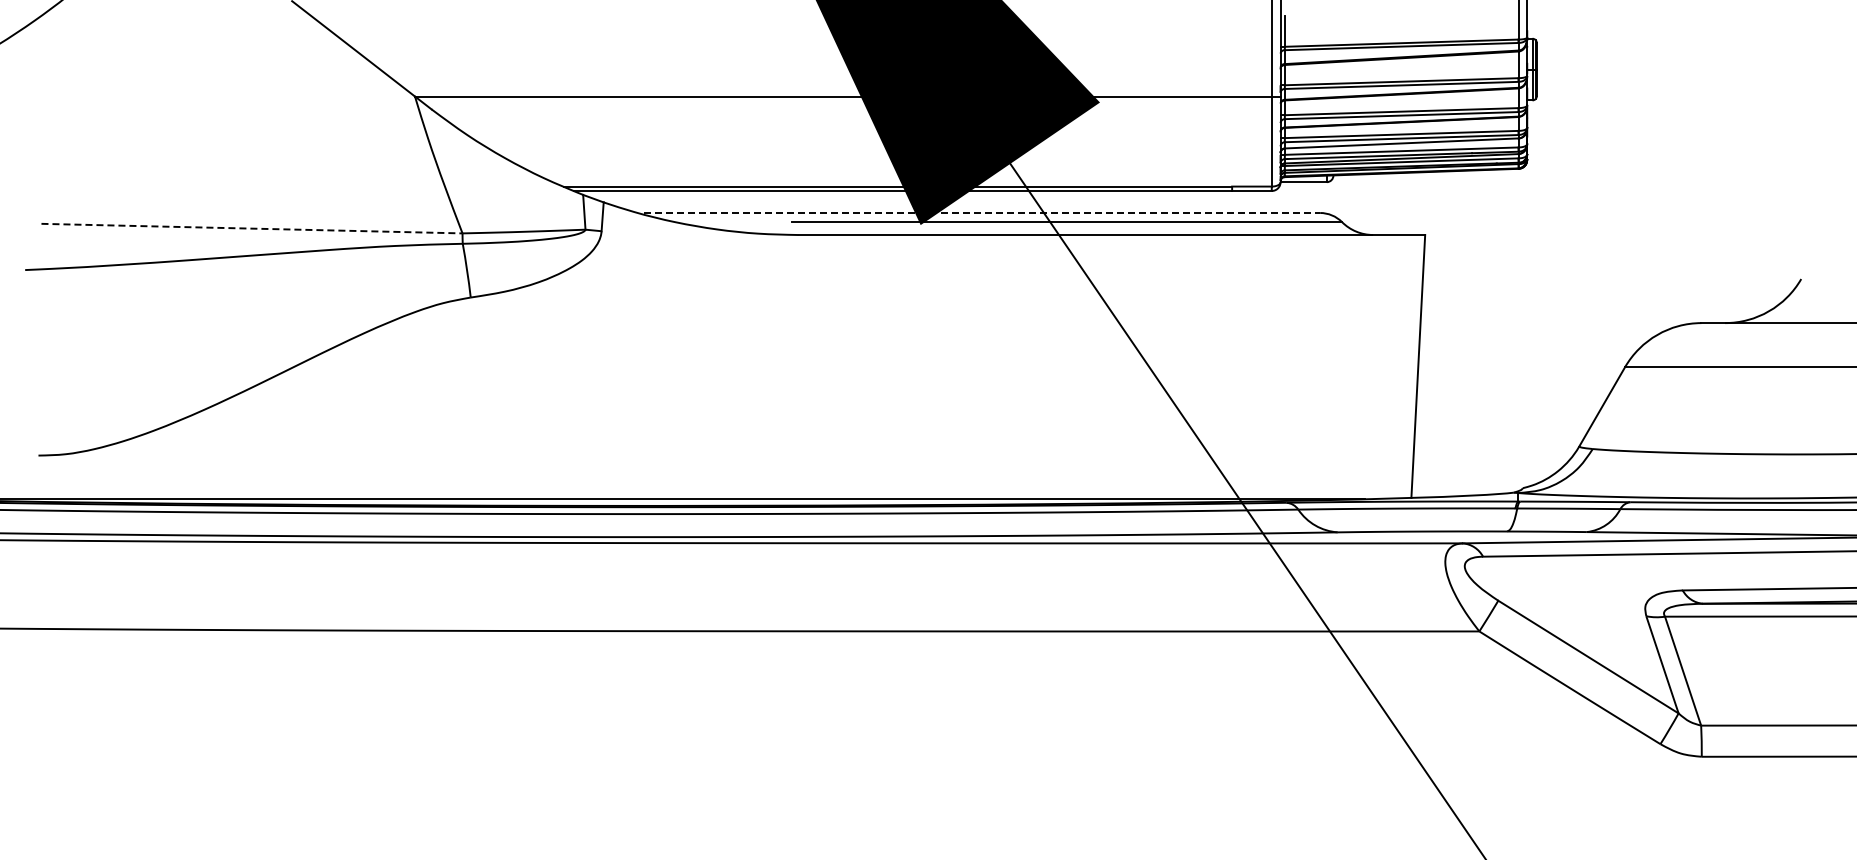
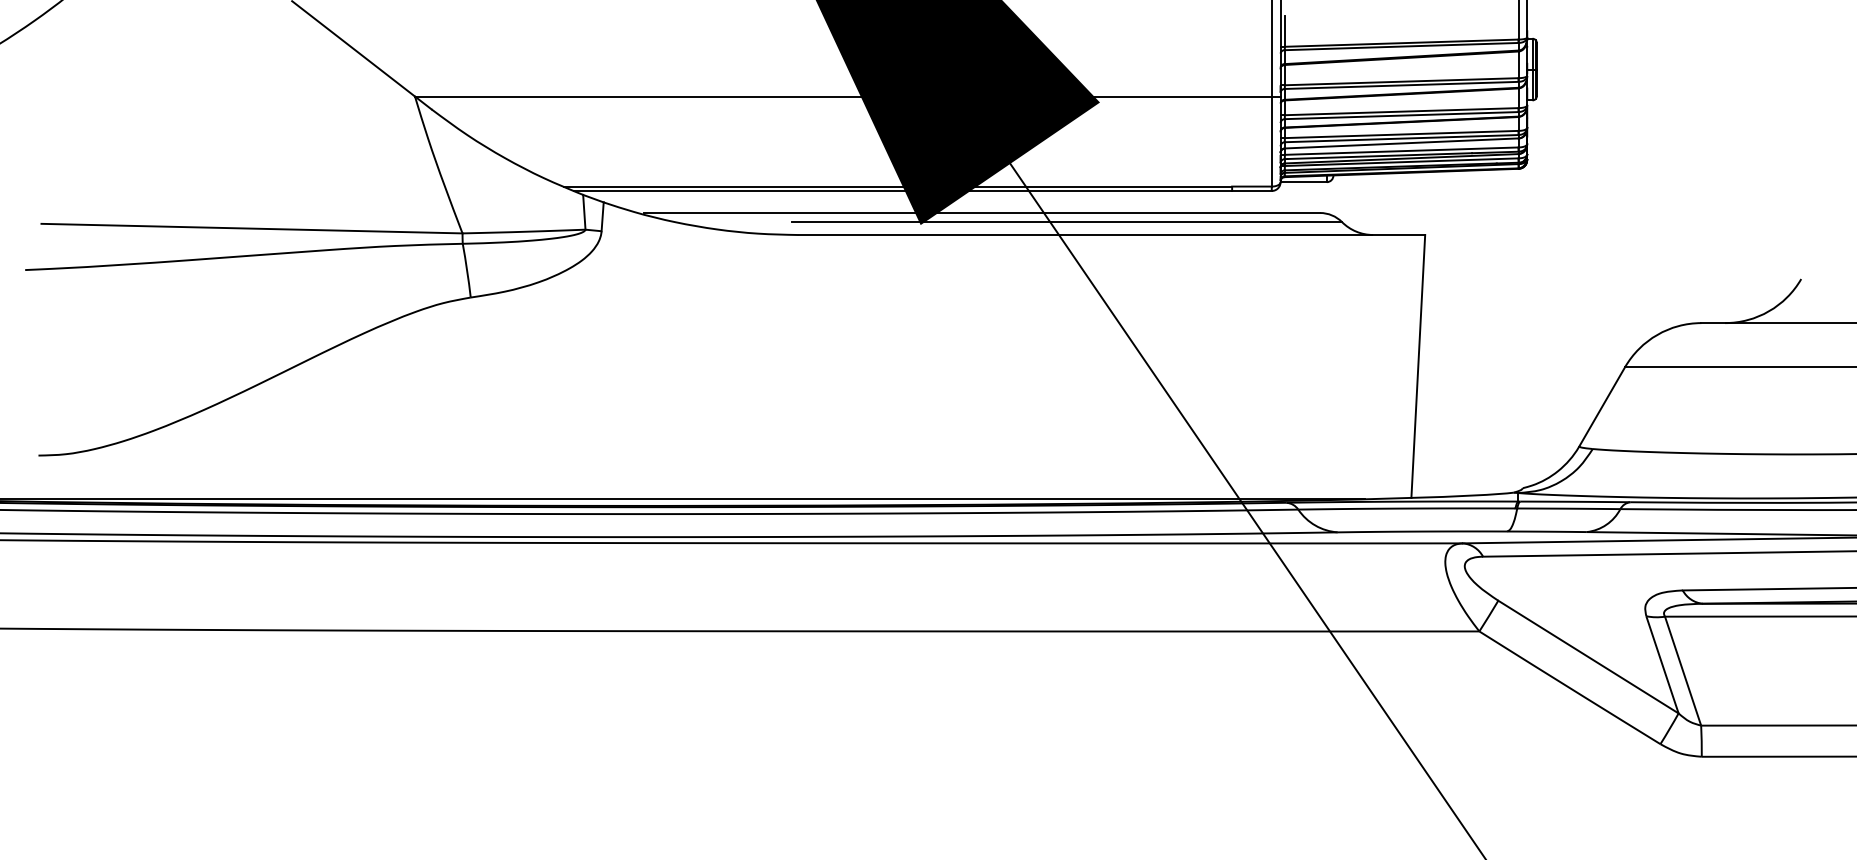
line: dashed -> solid (982, 213)
line: dashed -> solid (252, 228)
